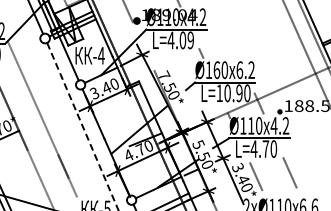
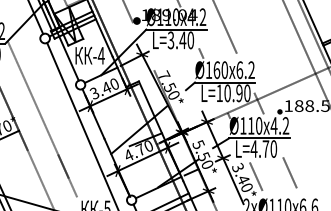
line: none -> present (225, 27)
text: L=4.09 -> L=3.40 (180, 40)
line: dashed -> solid (83, 127)
